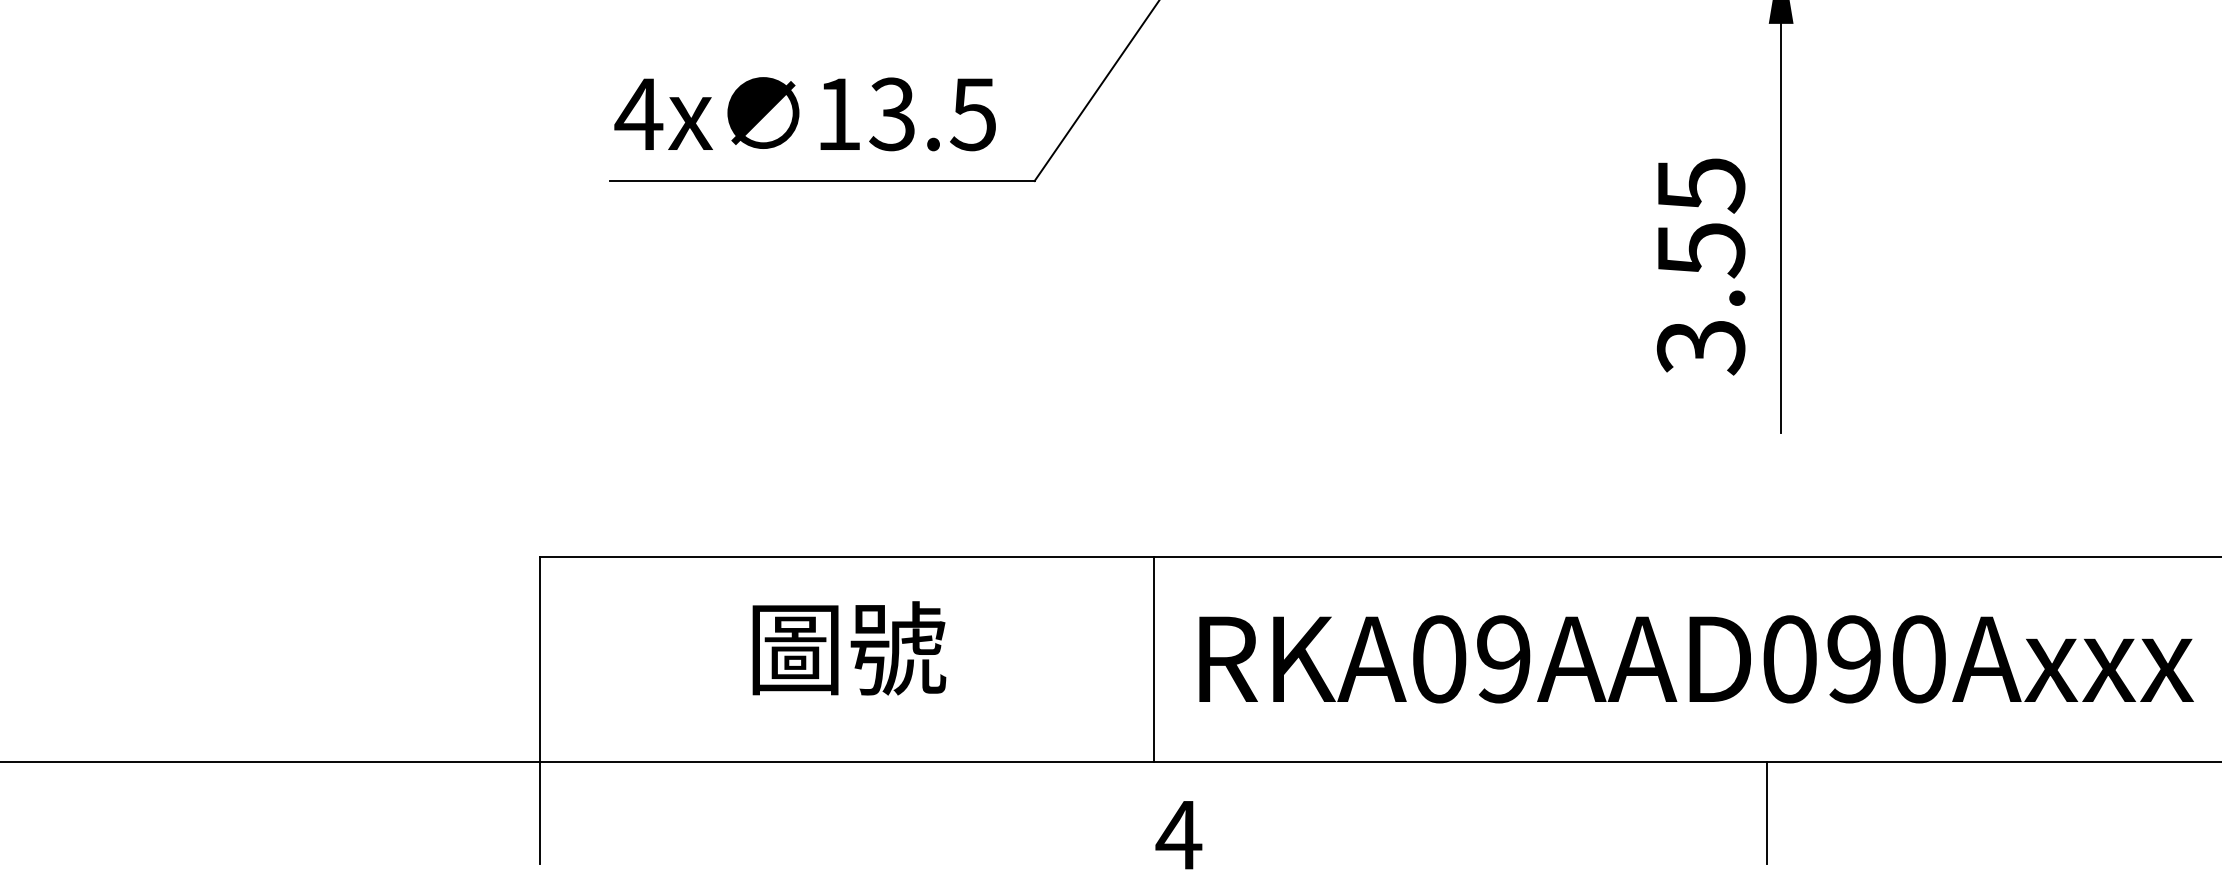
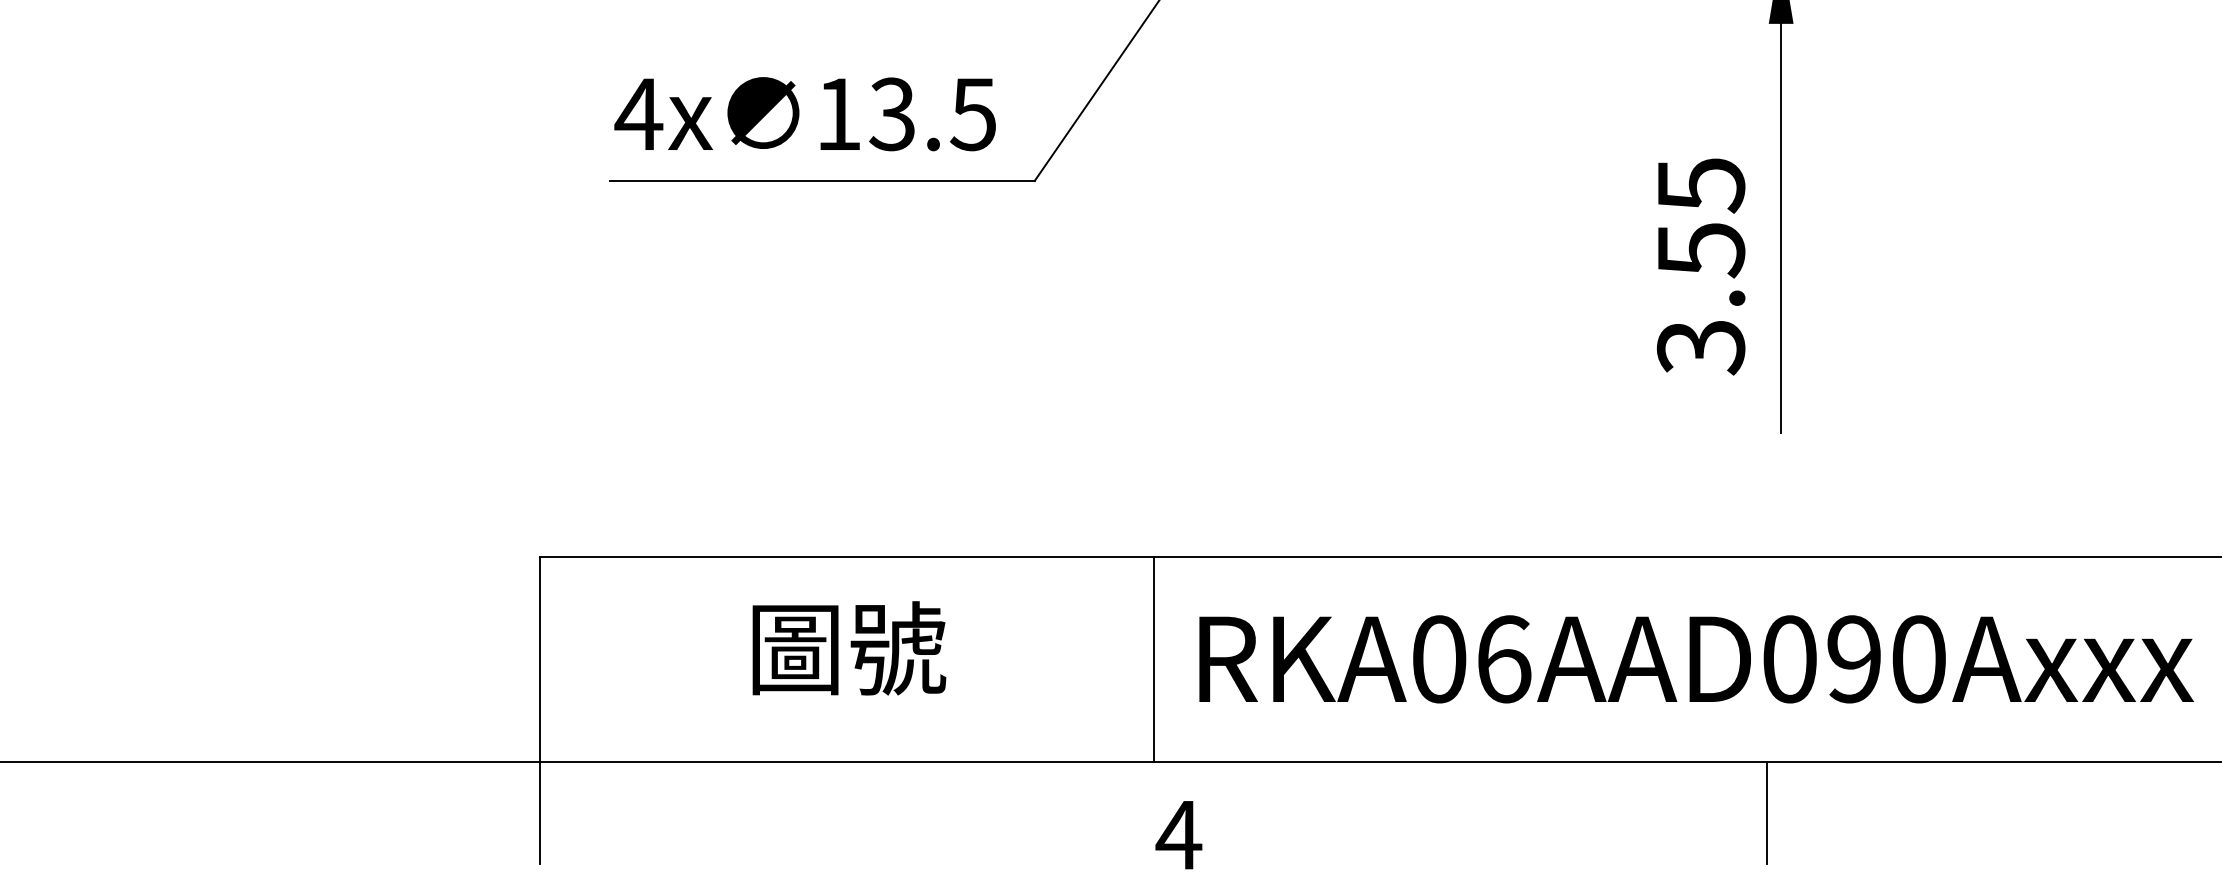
text: RKA09AAD090Axxx -> RKA06AAD090Axxx (1504, 659)
